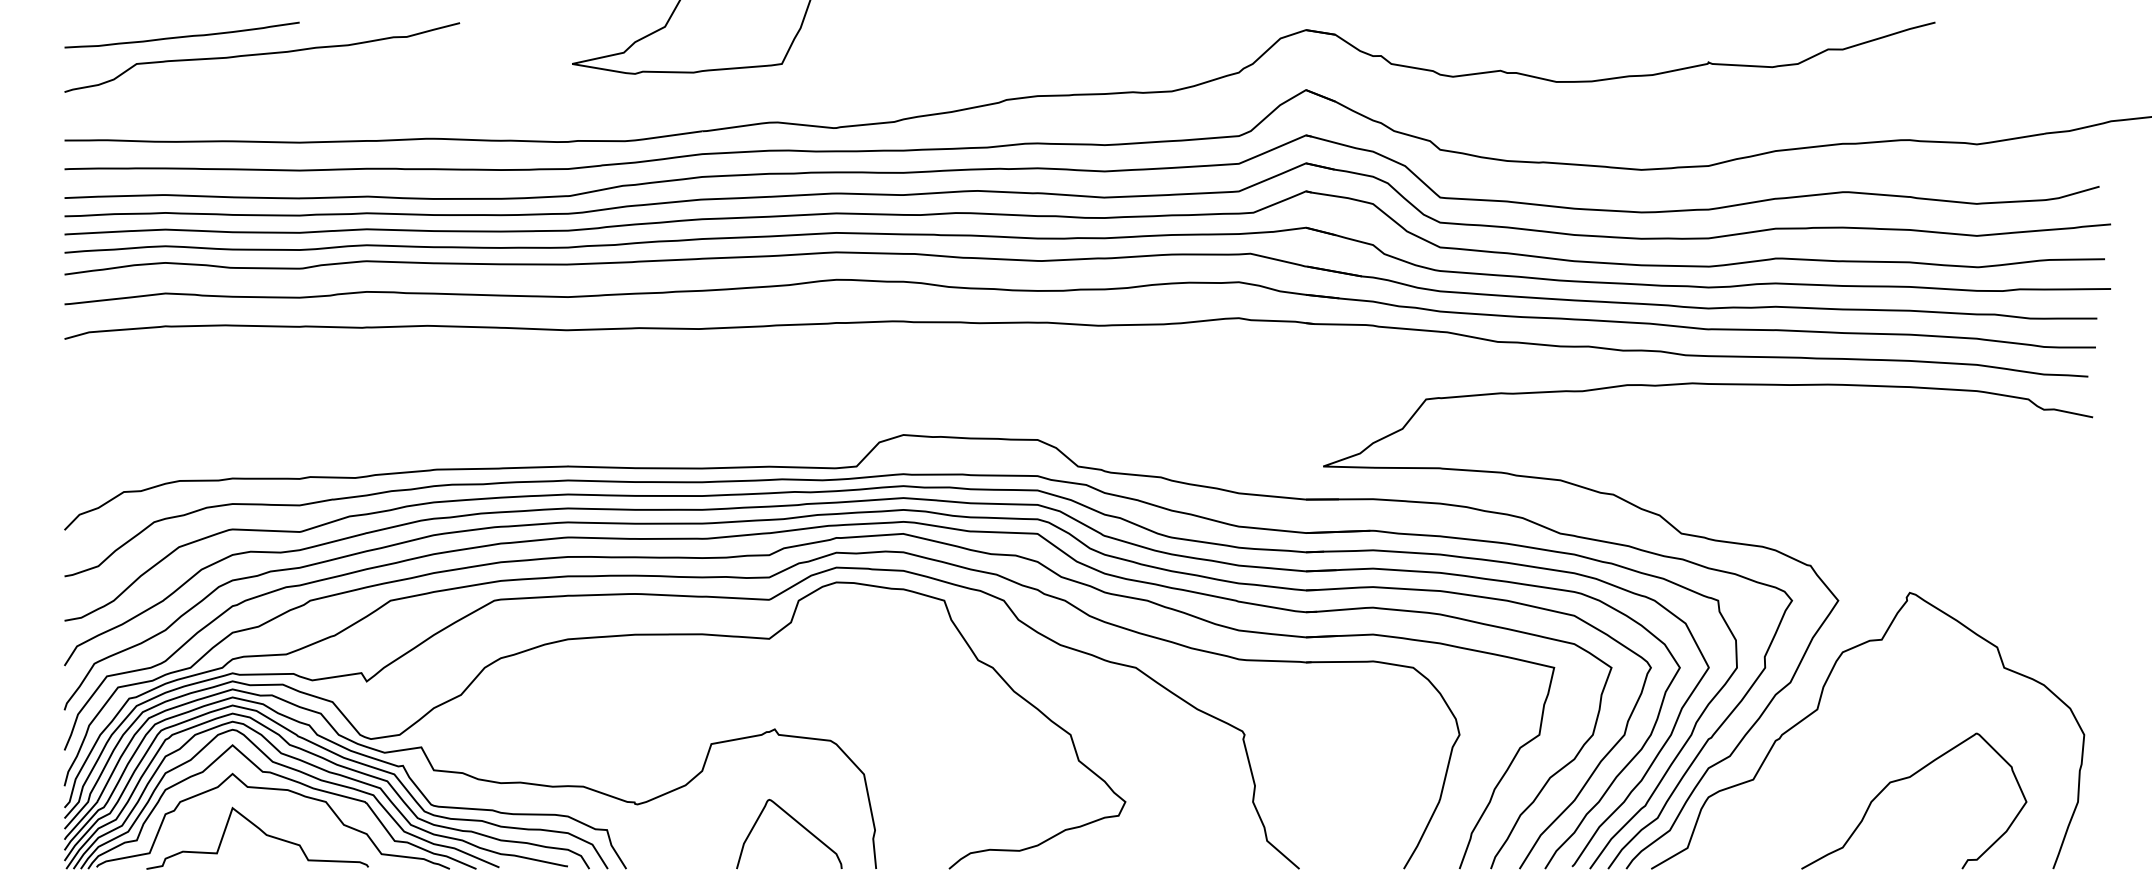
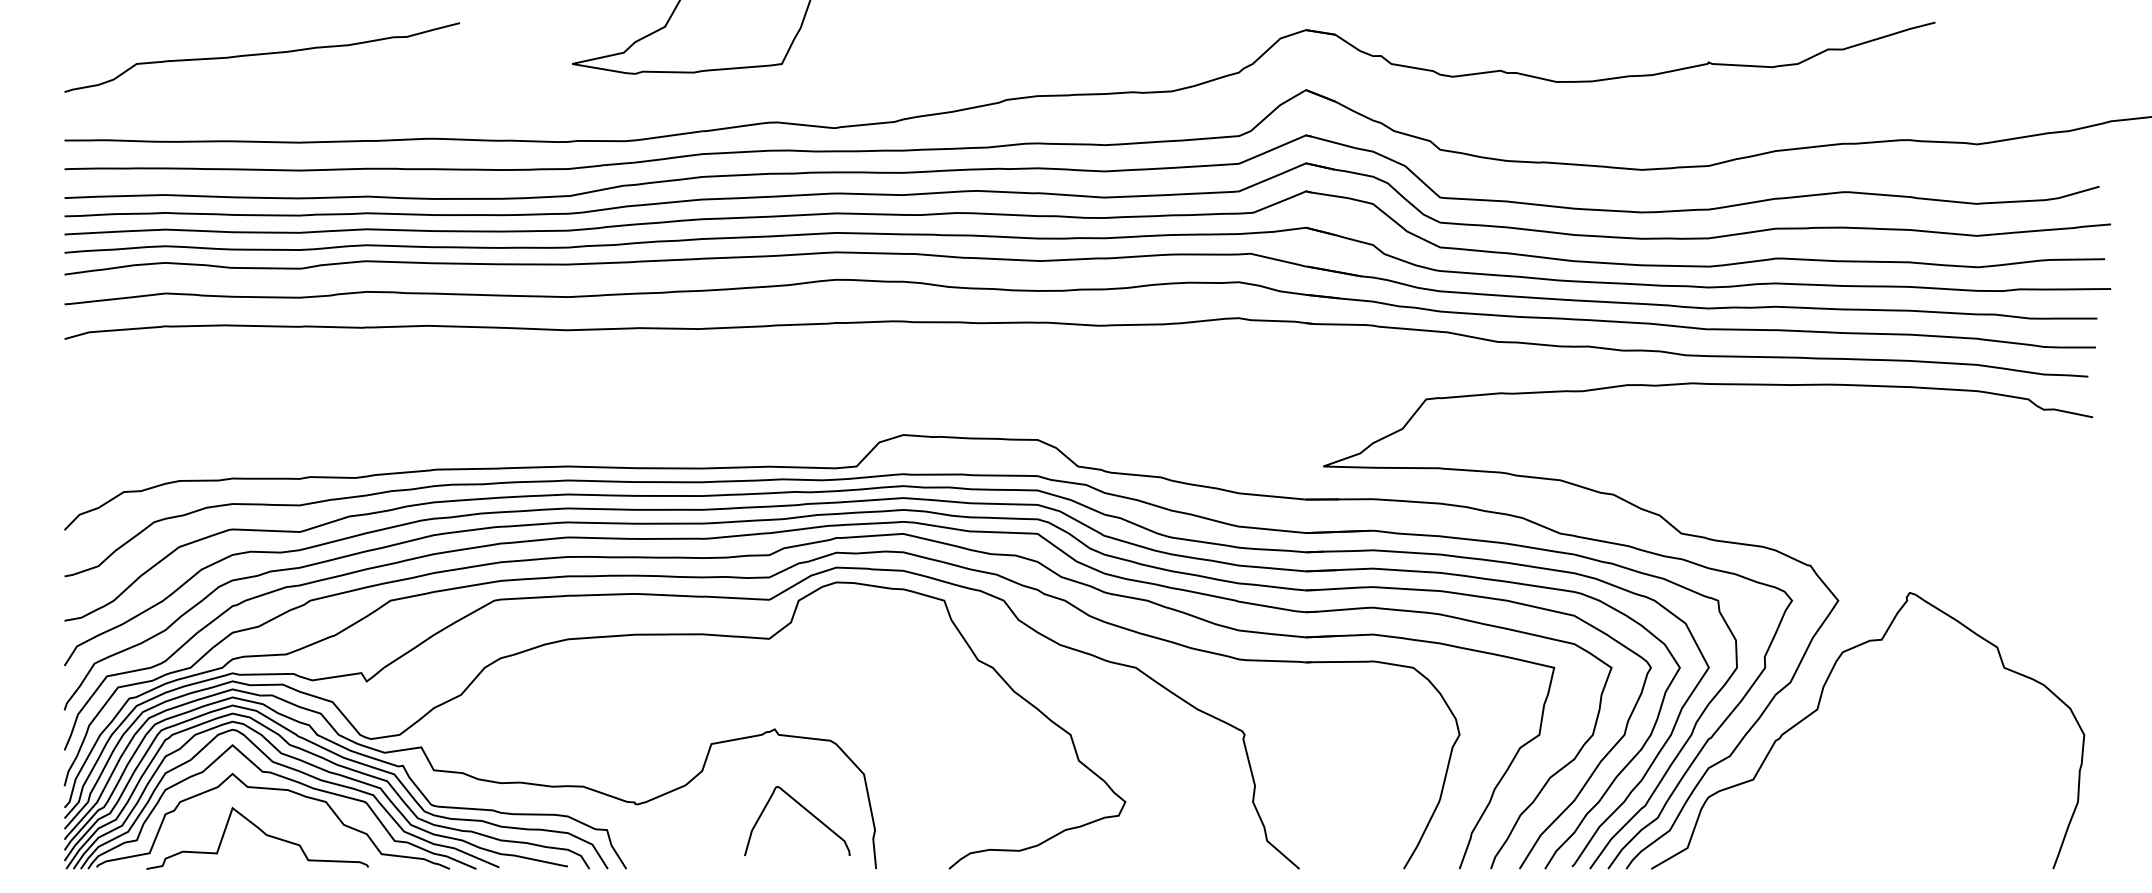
curve: present -> none (181, 36)
curve: present -> none (1909, 778)
curve position: (798, 824) -> (806, 811) (806, 811)
